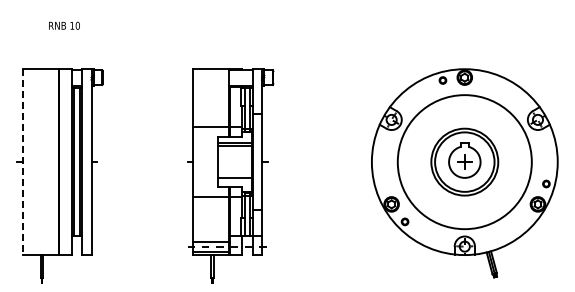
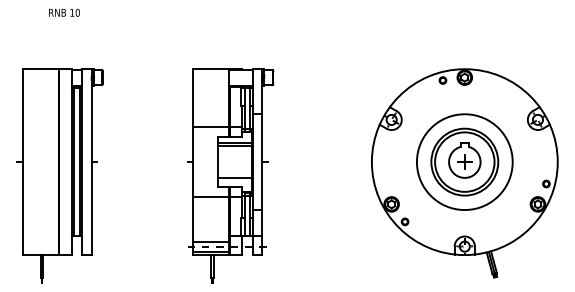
text position: (64, 25) -> (64, 12) (64, 12)
line: dashed -> solid (22, 162)
circle diameter: 134 px -> 96 px (464, 162)
